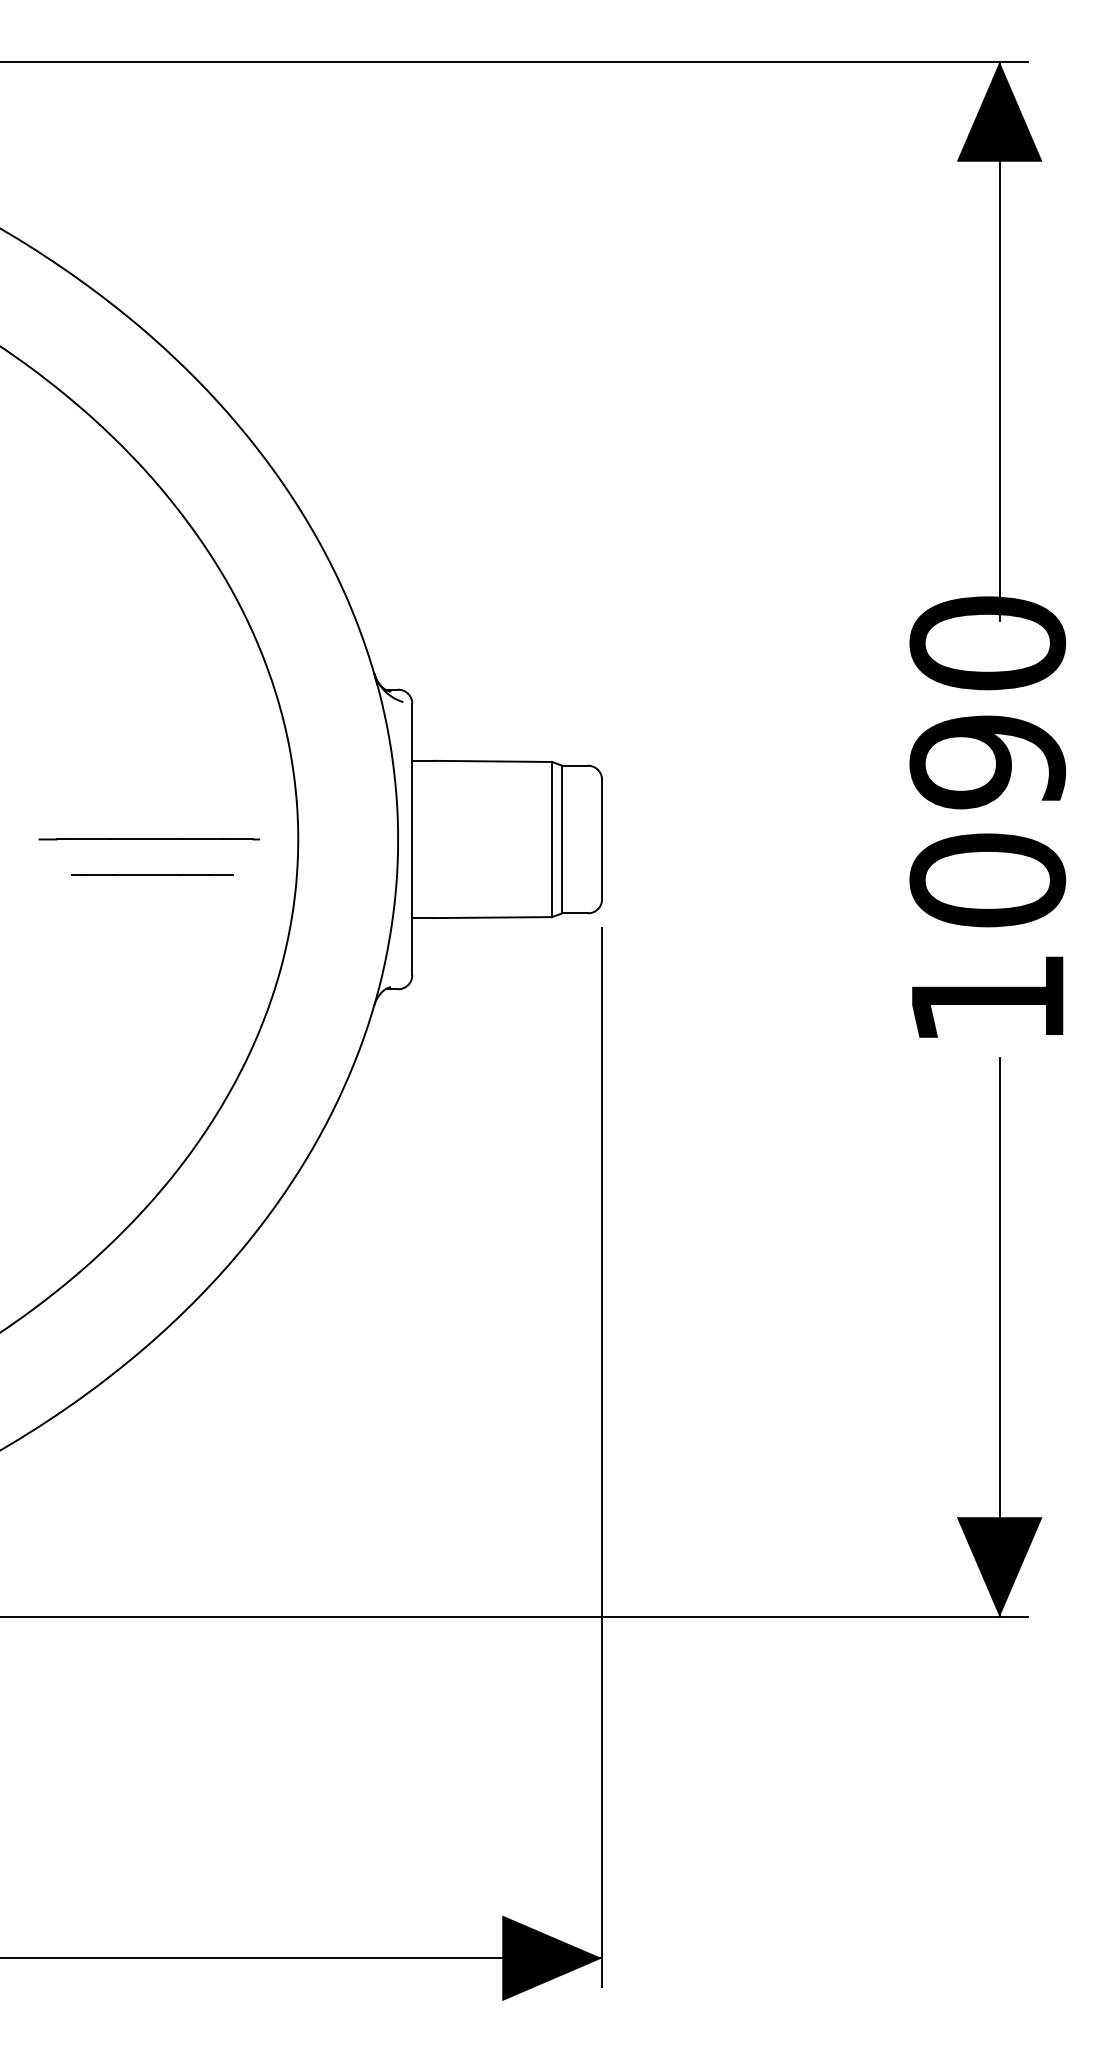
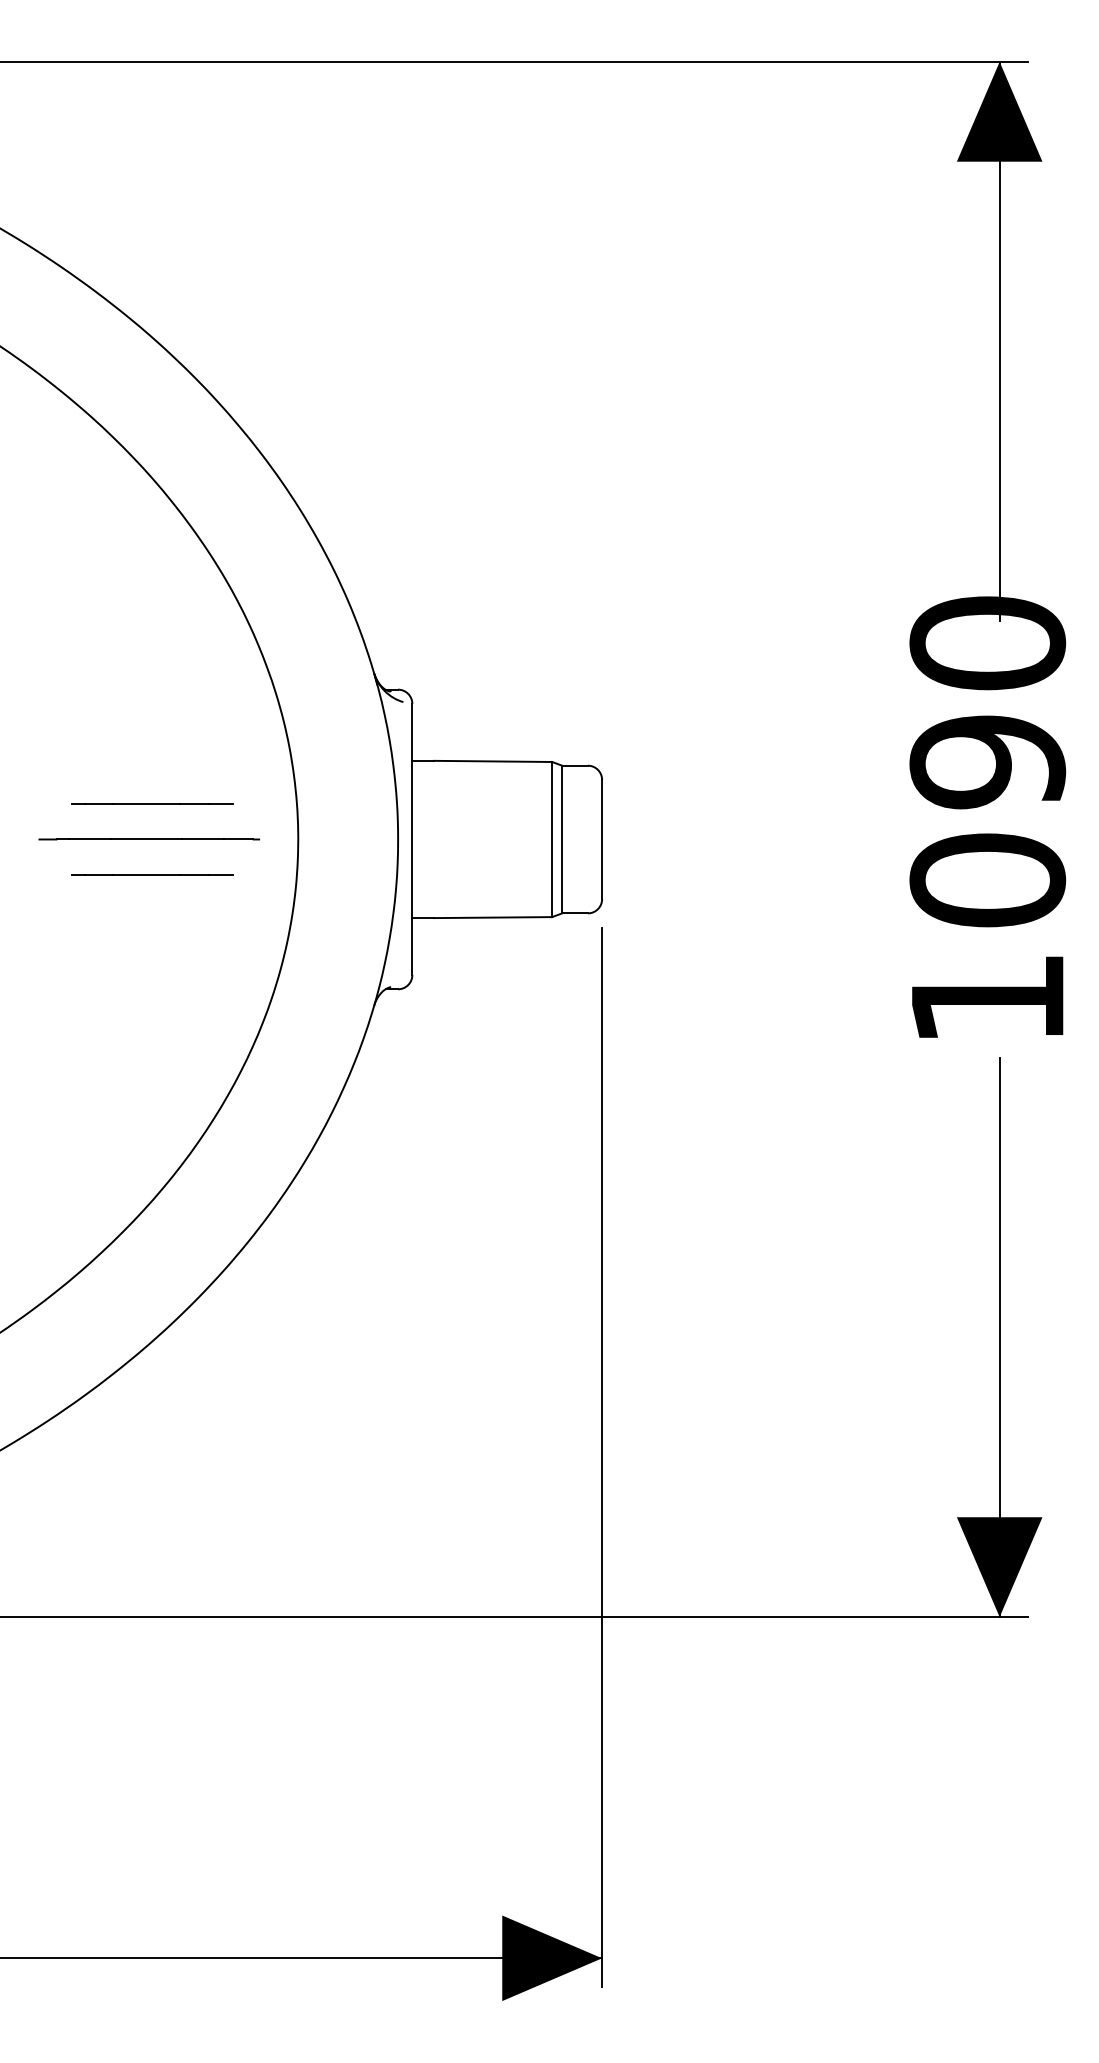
line: none -> present (152, 803)
